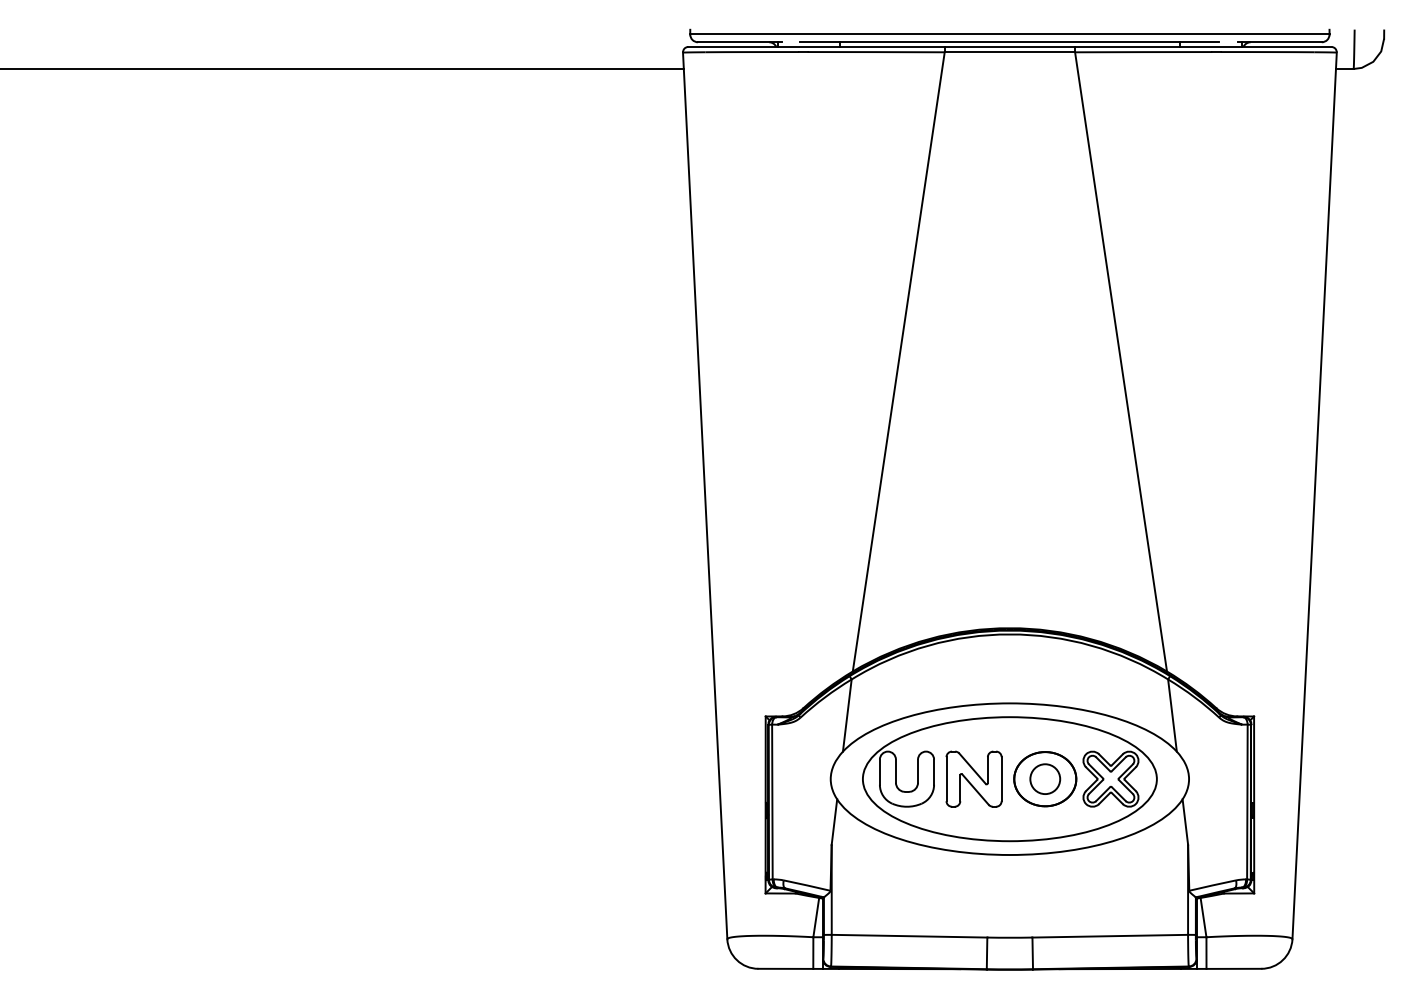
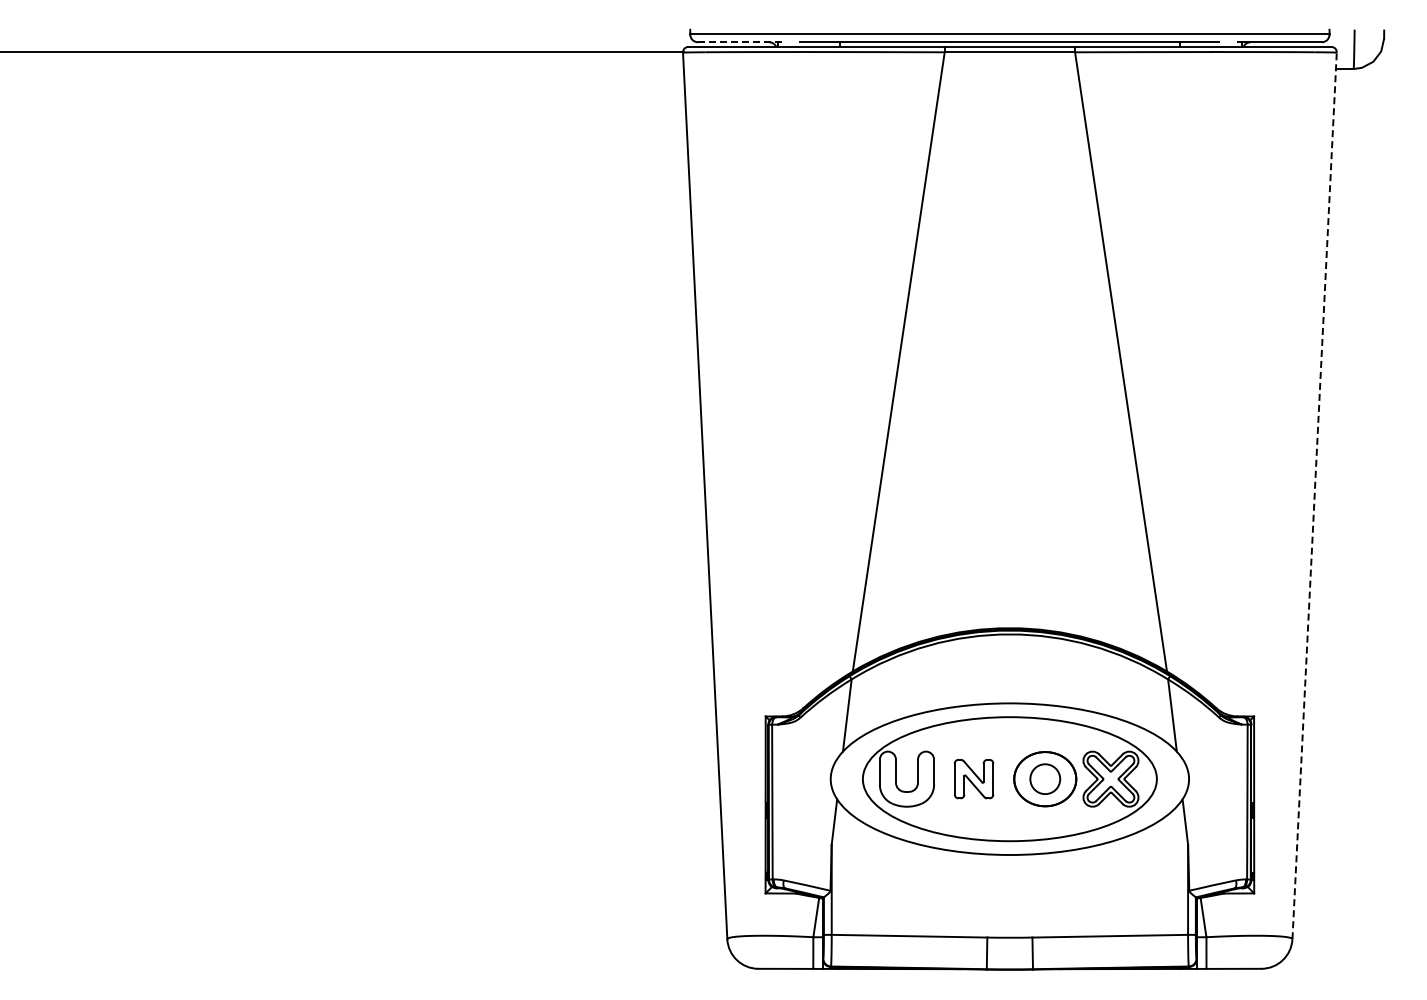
line: solid -> dashed (739, 42)
line position: (342, 69) -> (342, 52) (342, 52)
line: solid -> dashed (1314, 495)
part size: 58x58 px -> 41x41 px (974, 779)
